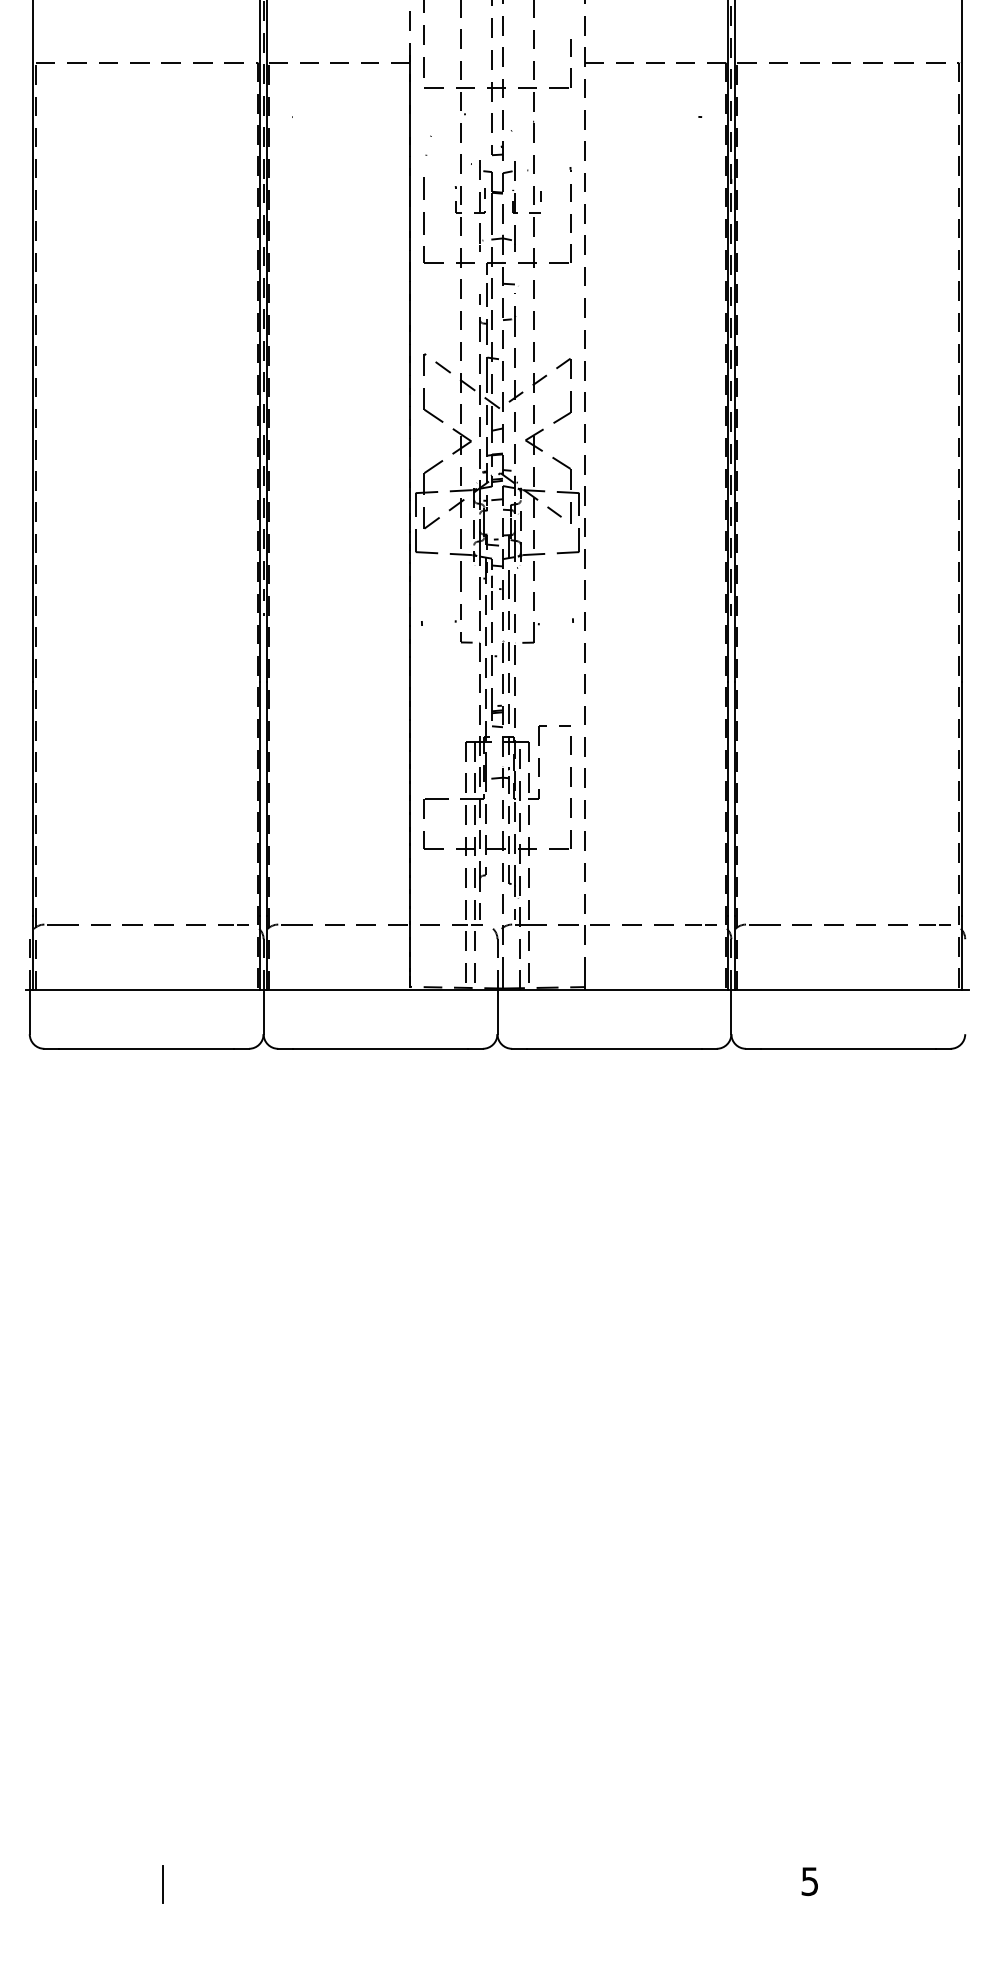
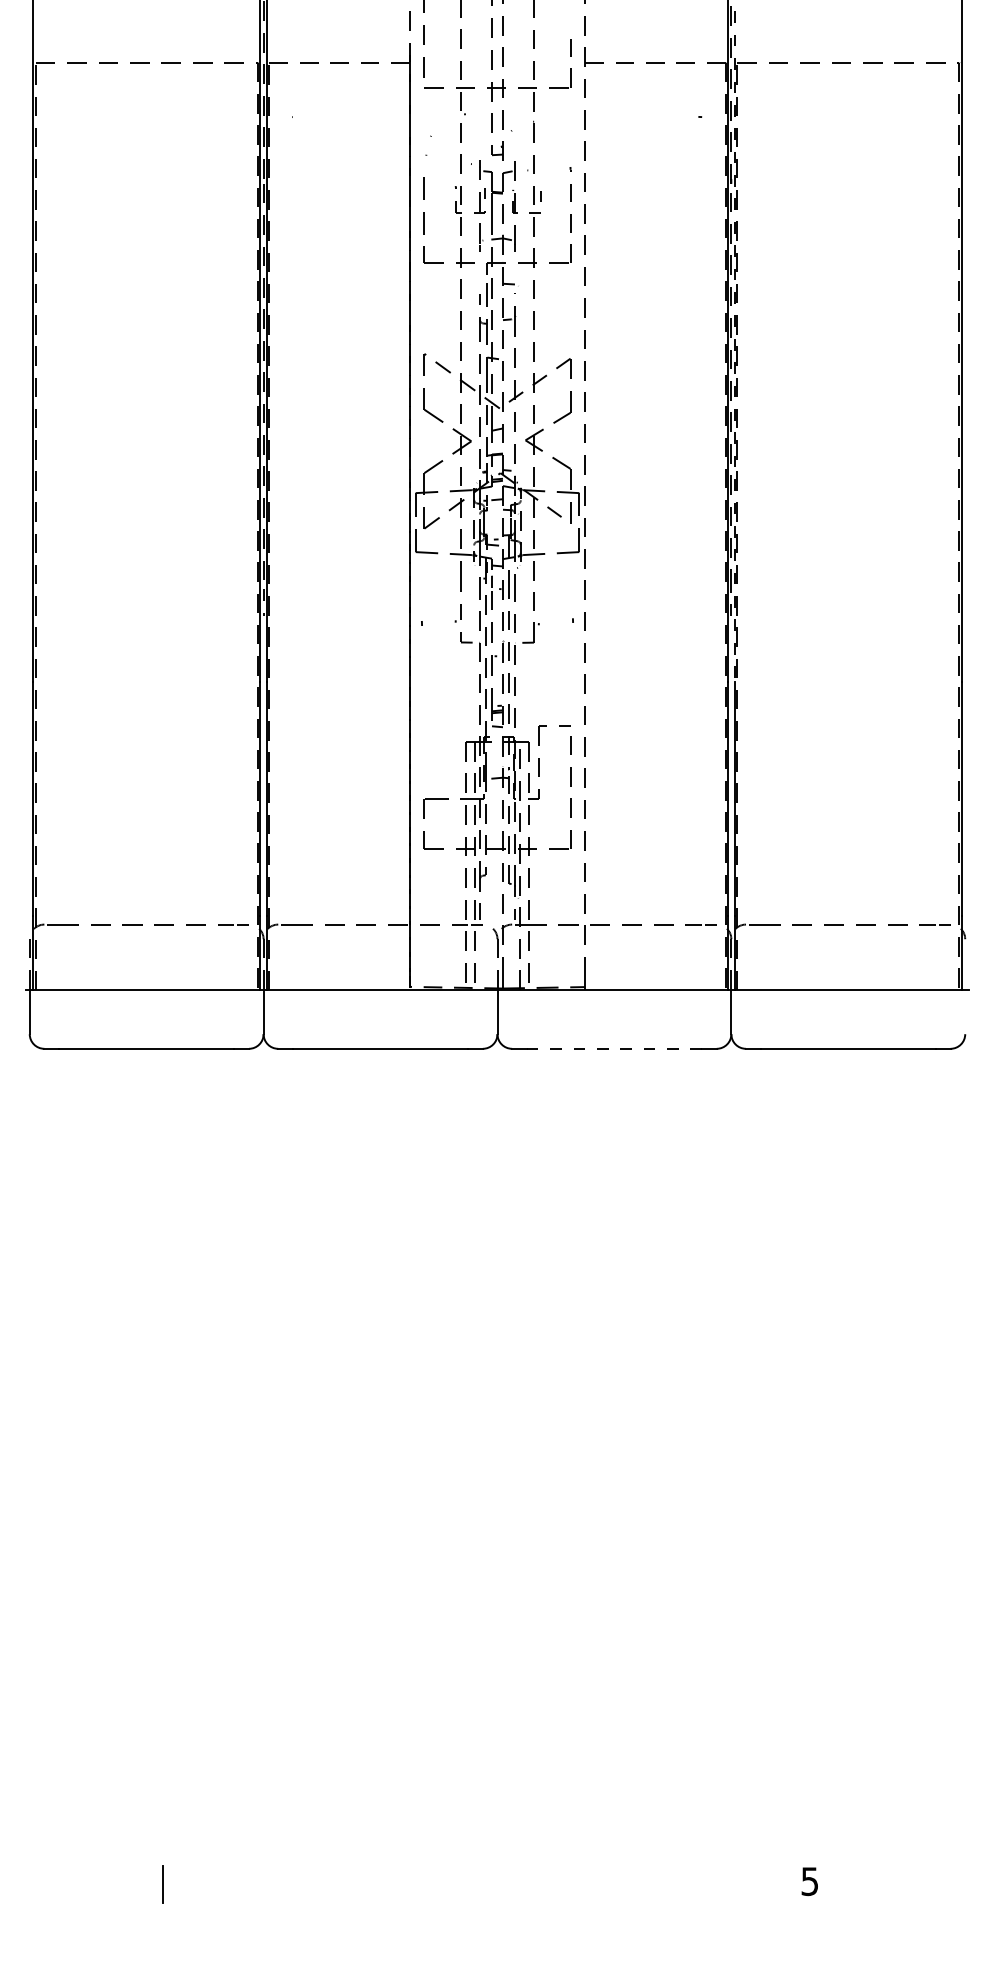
line: solid -> dashed (735, 341)
line: solid -> dashed (614, 1048)
